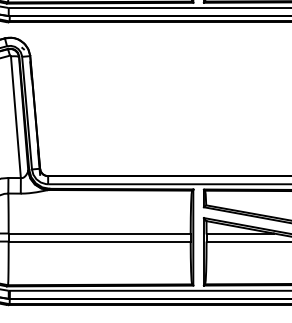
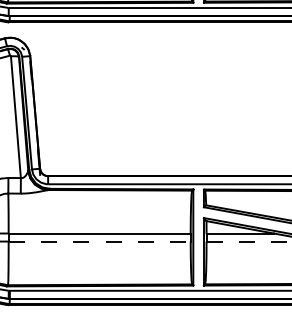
line: solid -> dashed (100, 241)
line: solid -> dashed (249, 241)
